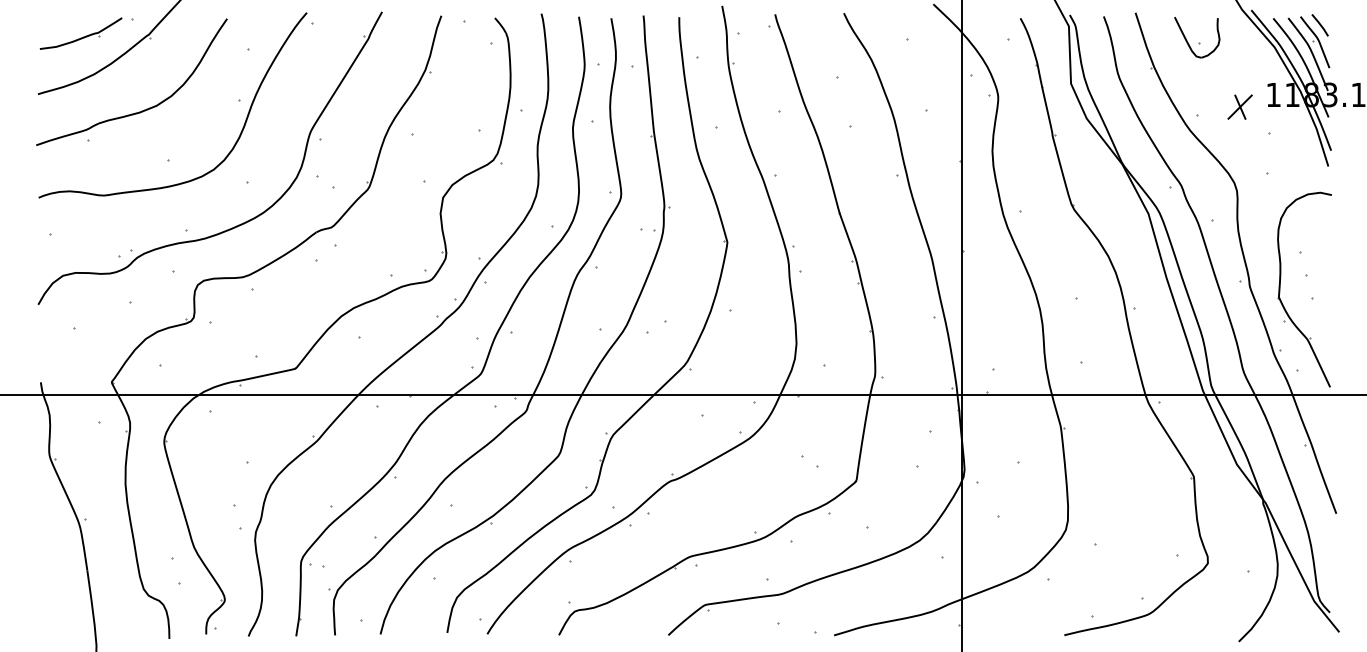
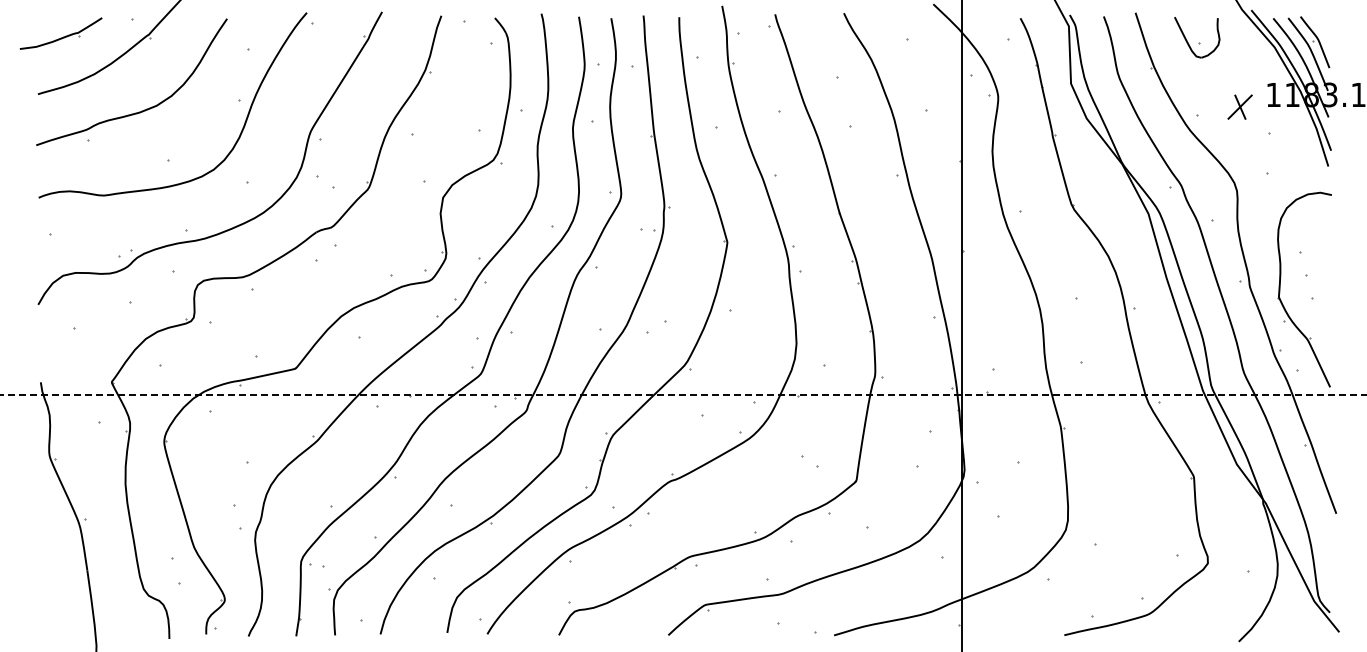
line: present -> none (1319, 25)
part position: (80, 33) -> (60, 33) (60, 33)
line: solid -> dashed (683, 395)
